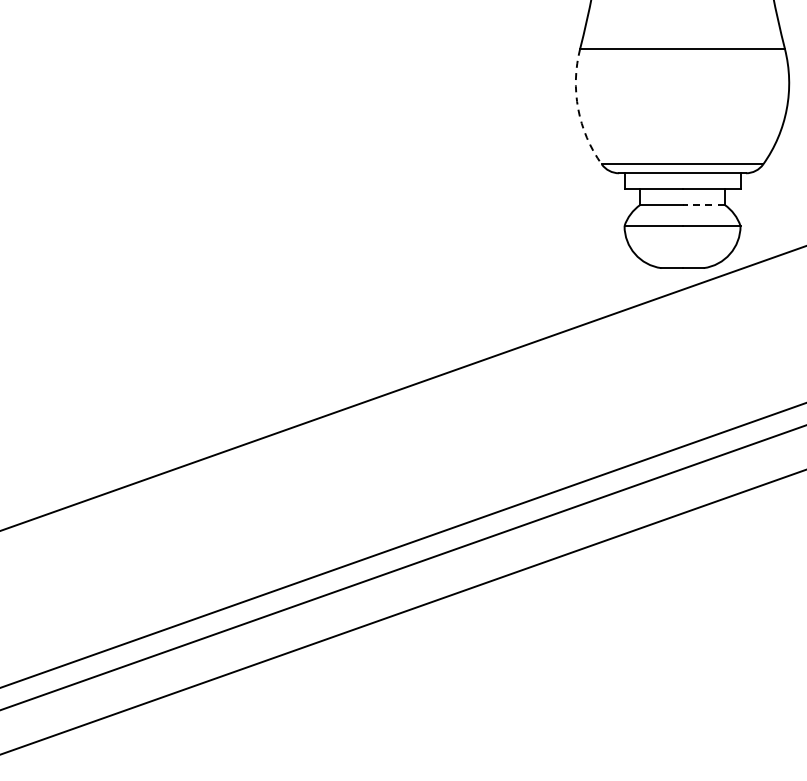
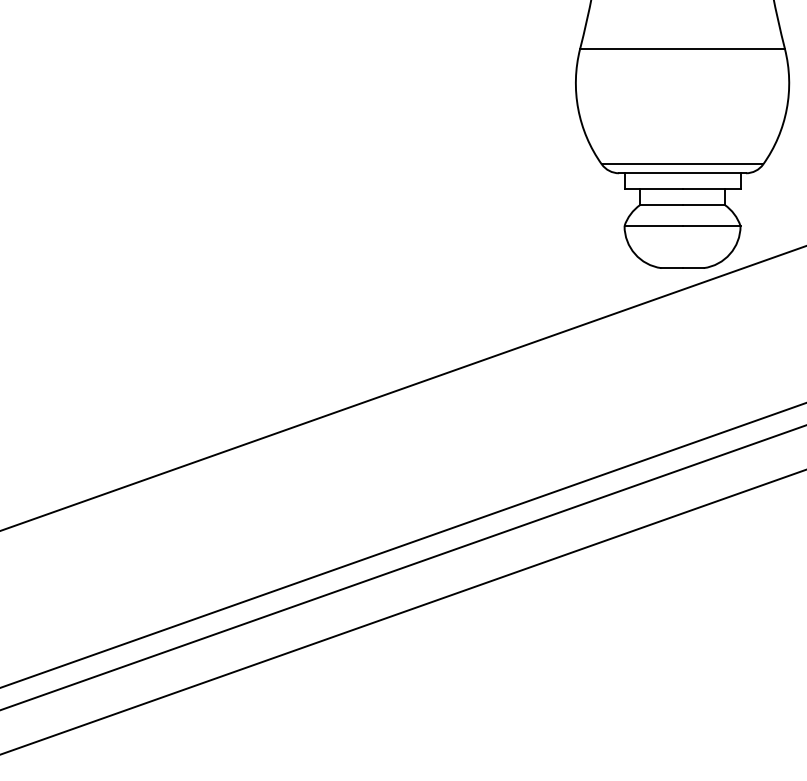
arc: dashed -> solid (578, 109)
line: dashed -> solid (703, 204)
